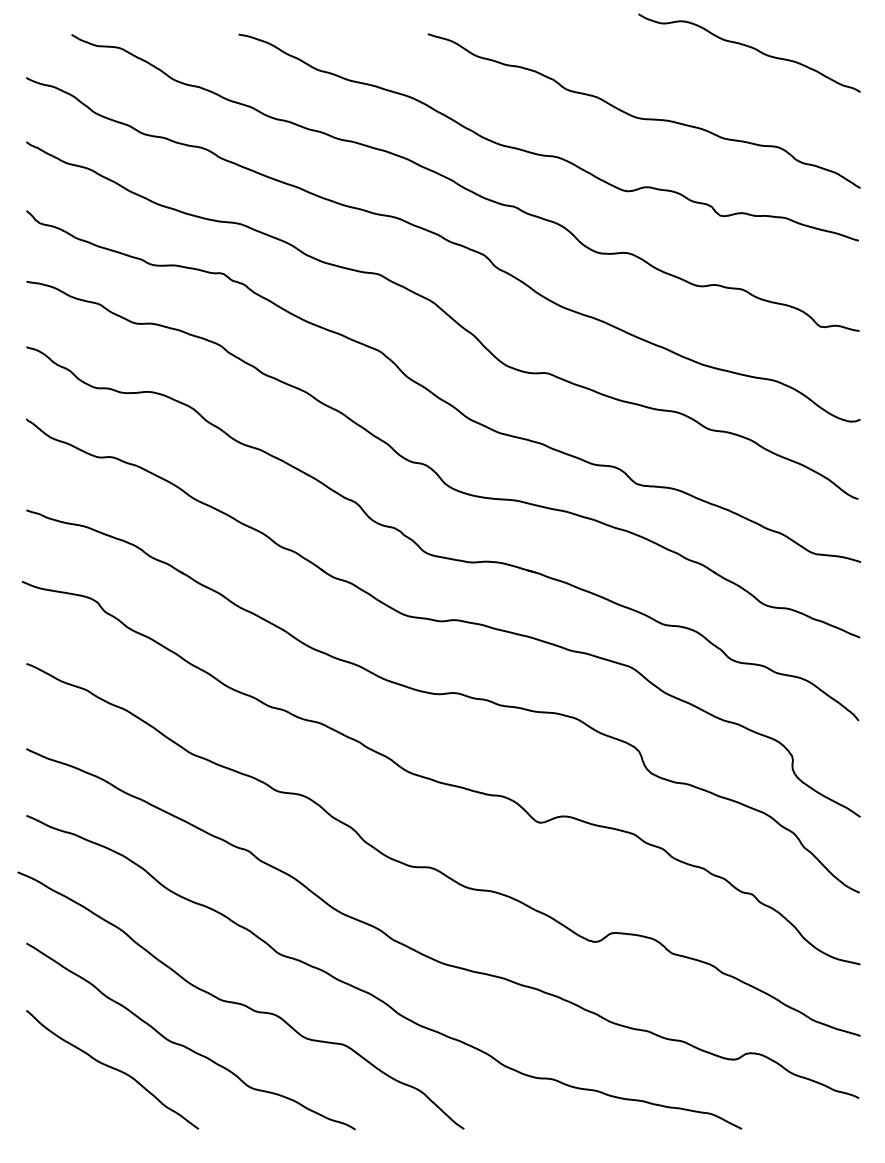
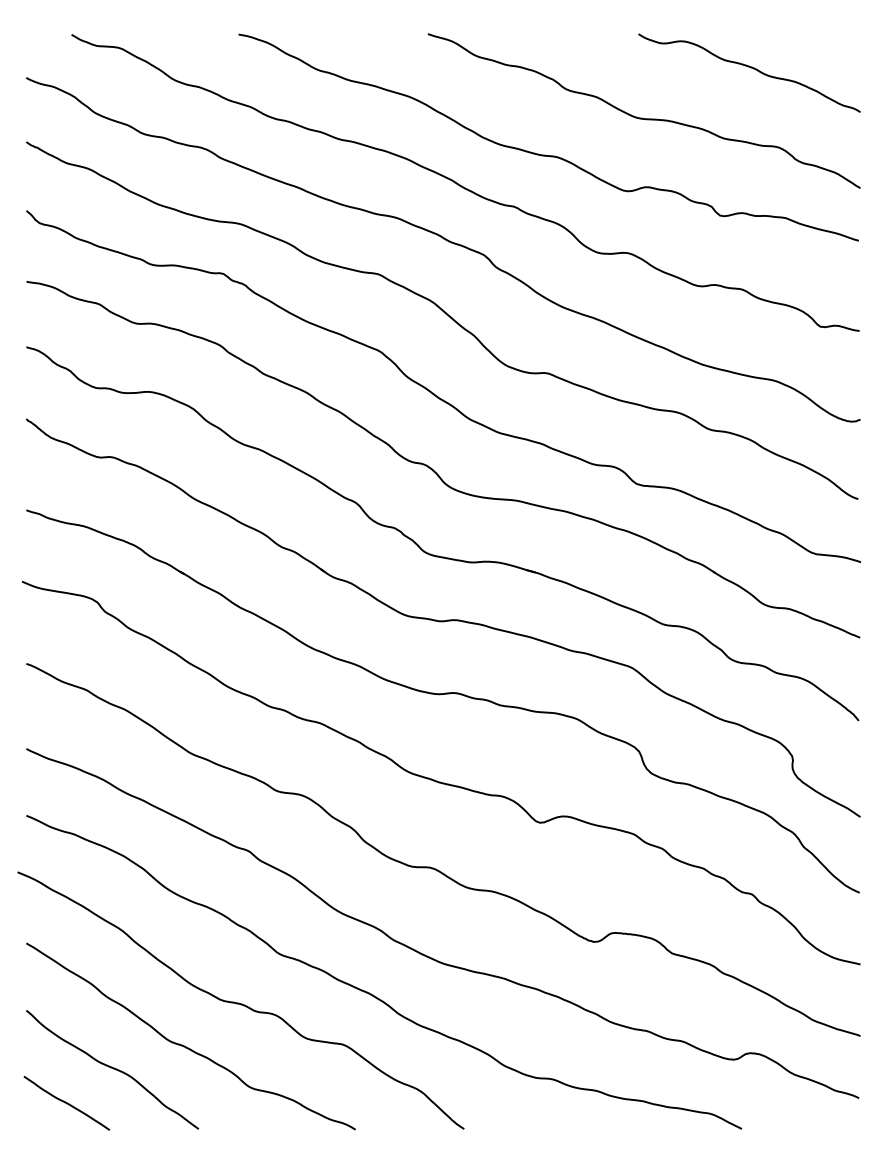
curve position: (750, 48) -> (750, 68) (750, 68)
curve: none -> present (66, 1103)
